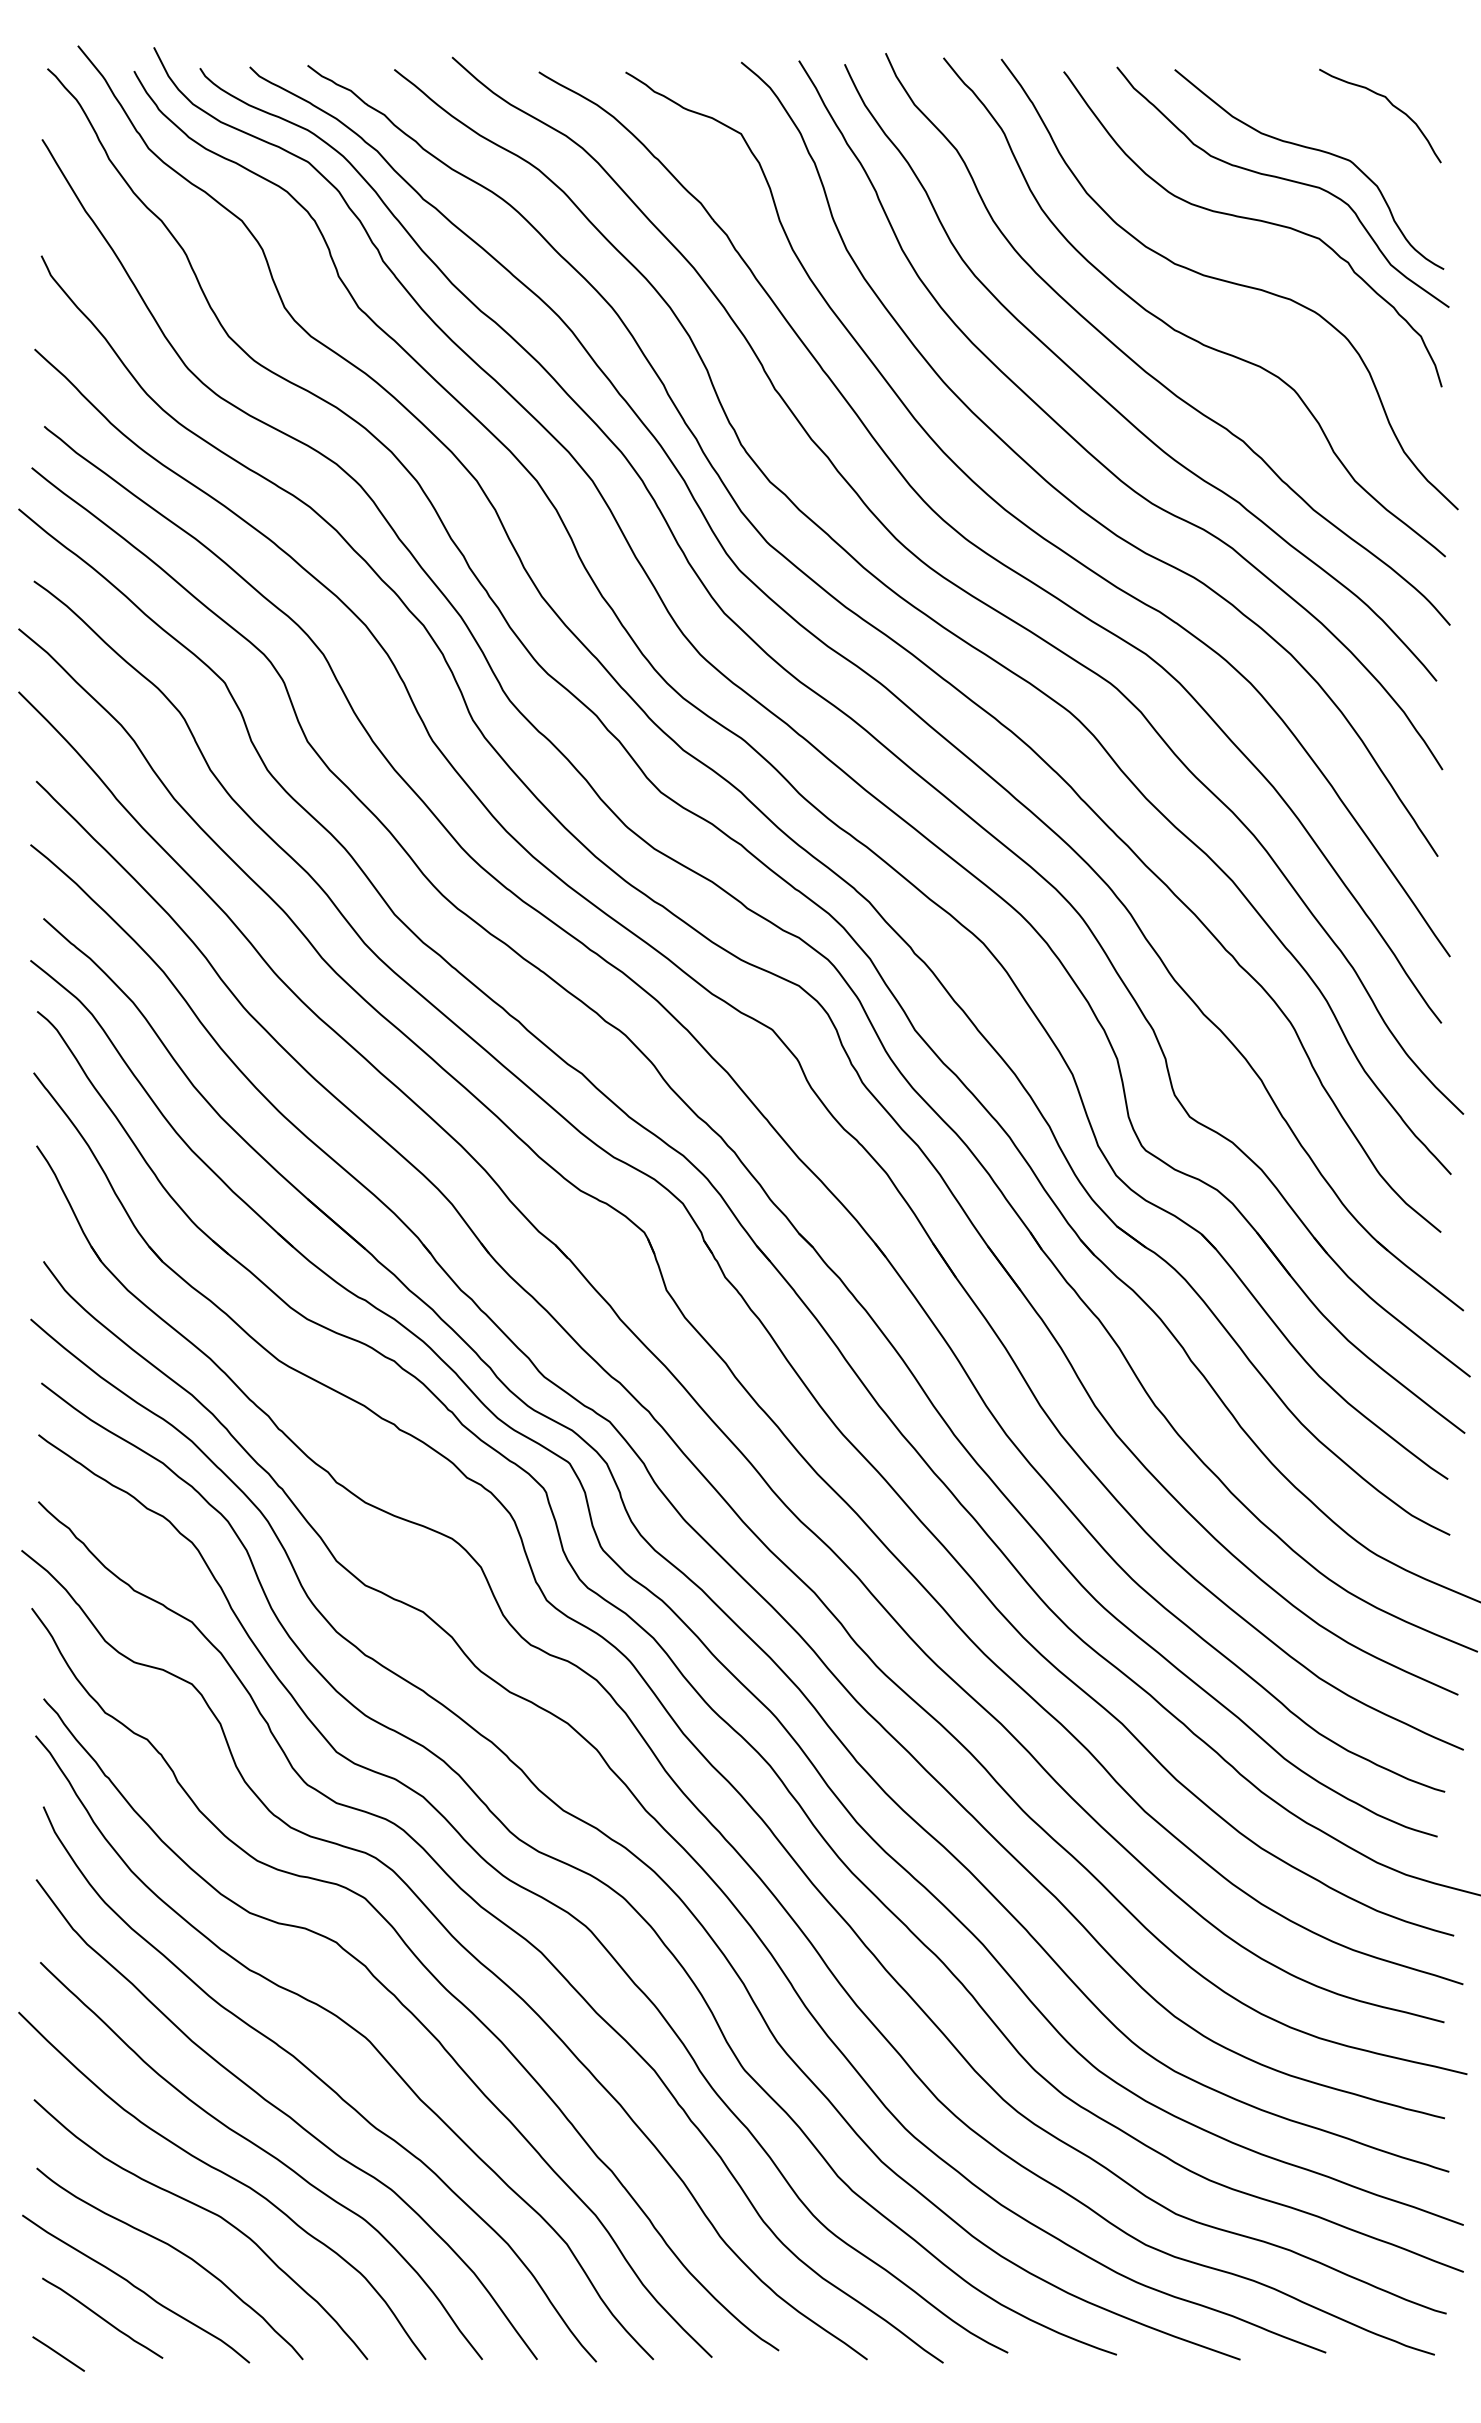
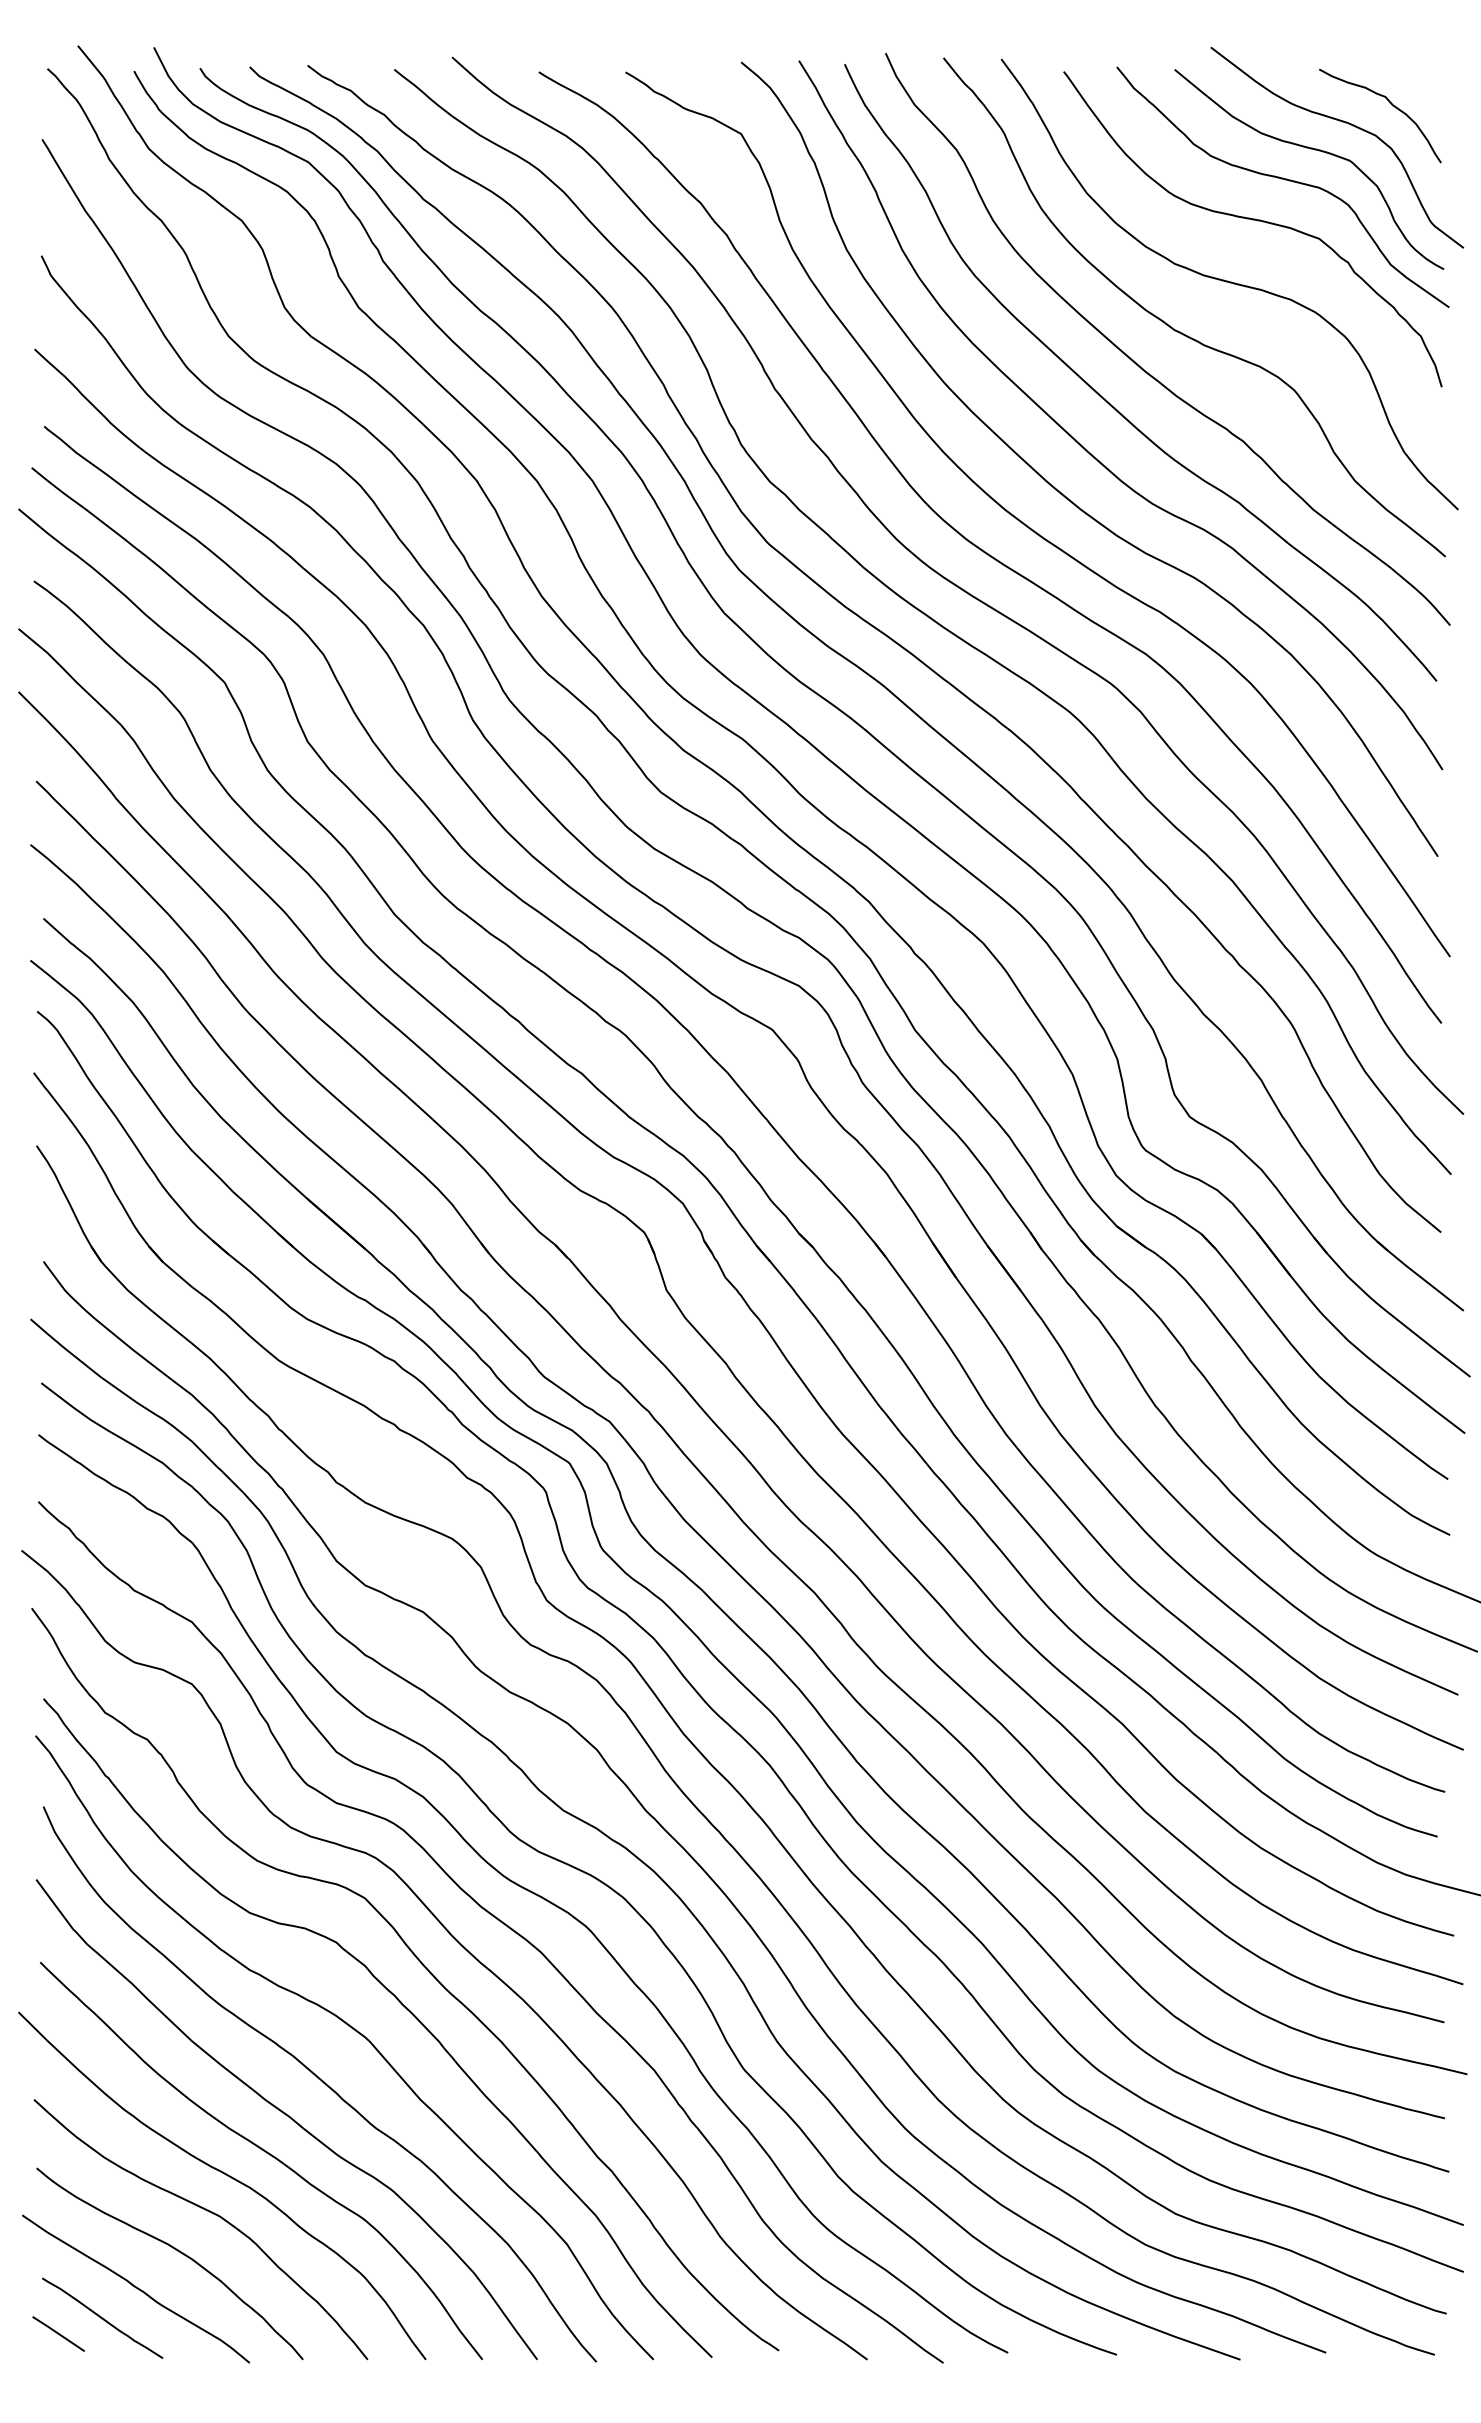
curve: none -> present (1345, 123)
line position: (58, 2353) -> (58, 2333) (58, 2333)
